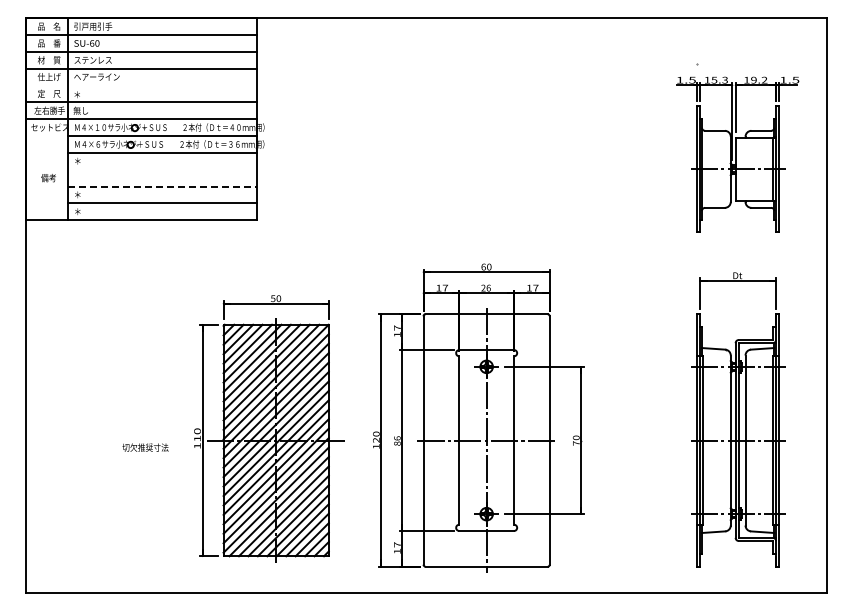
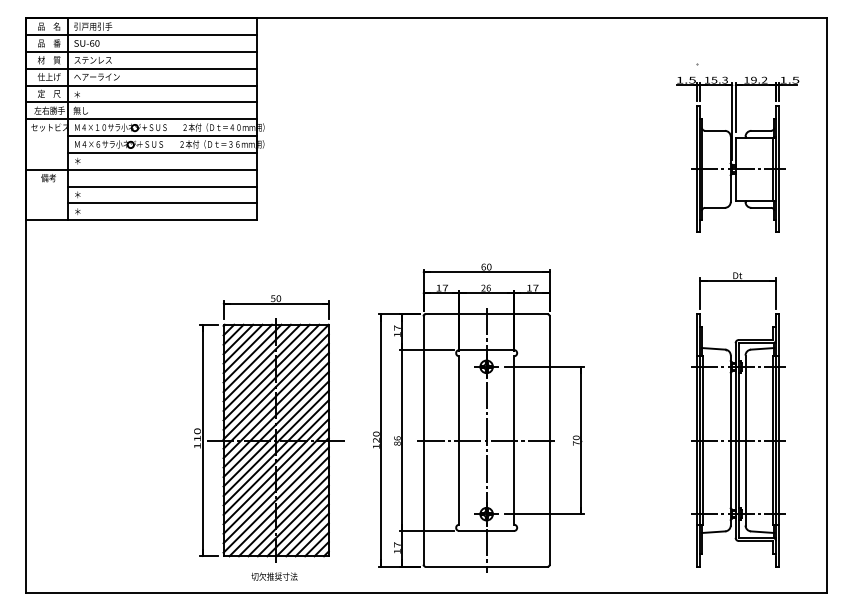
line: none -> present (141, 85)
line: none -> present (141, 169)
line: dashed -> solid (162, 186)
text position: (145, 447) -> (274, 576) (274, 576)
